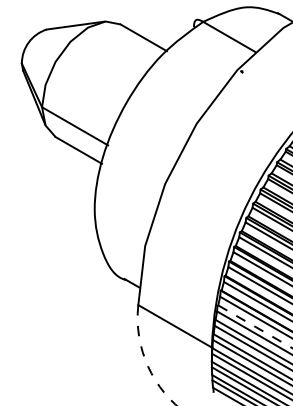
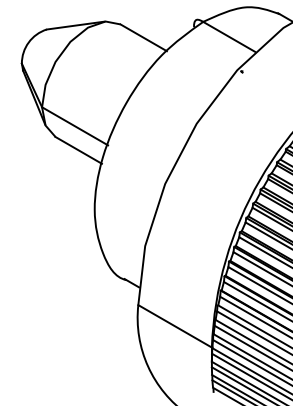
line: dashed -> solid (255, 326)
arc: dashed -> solid (145, 360)
